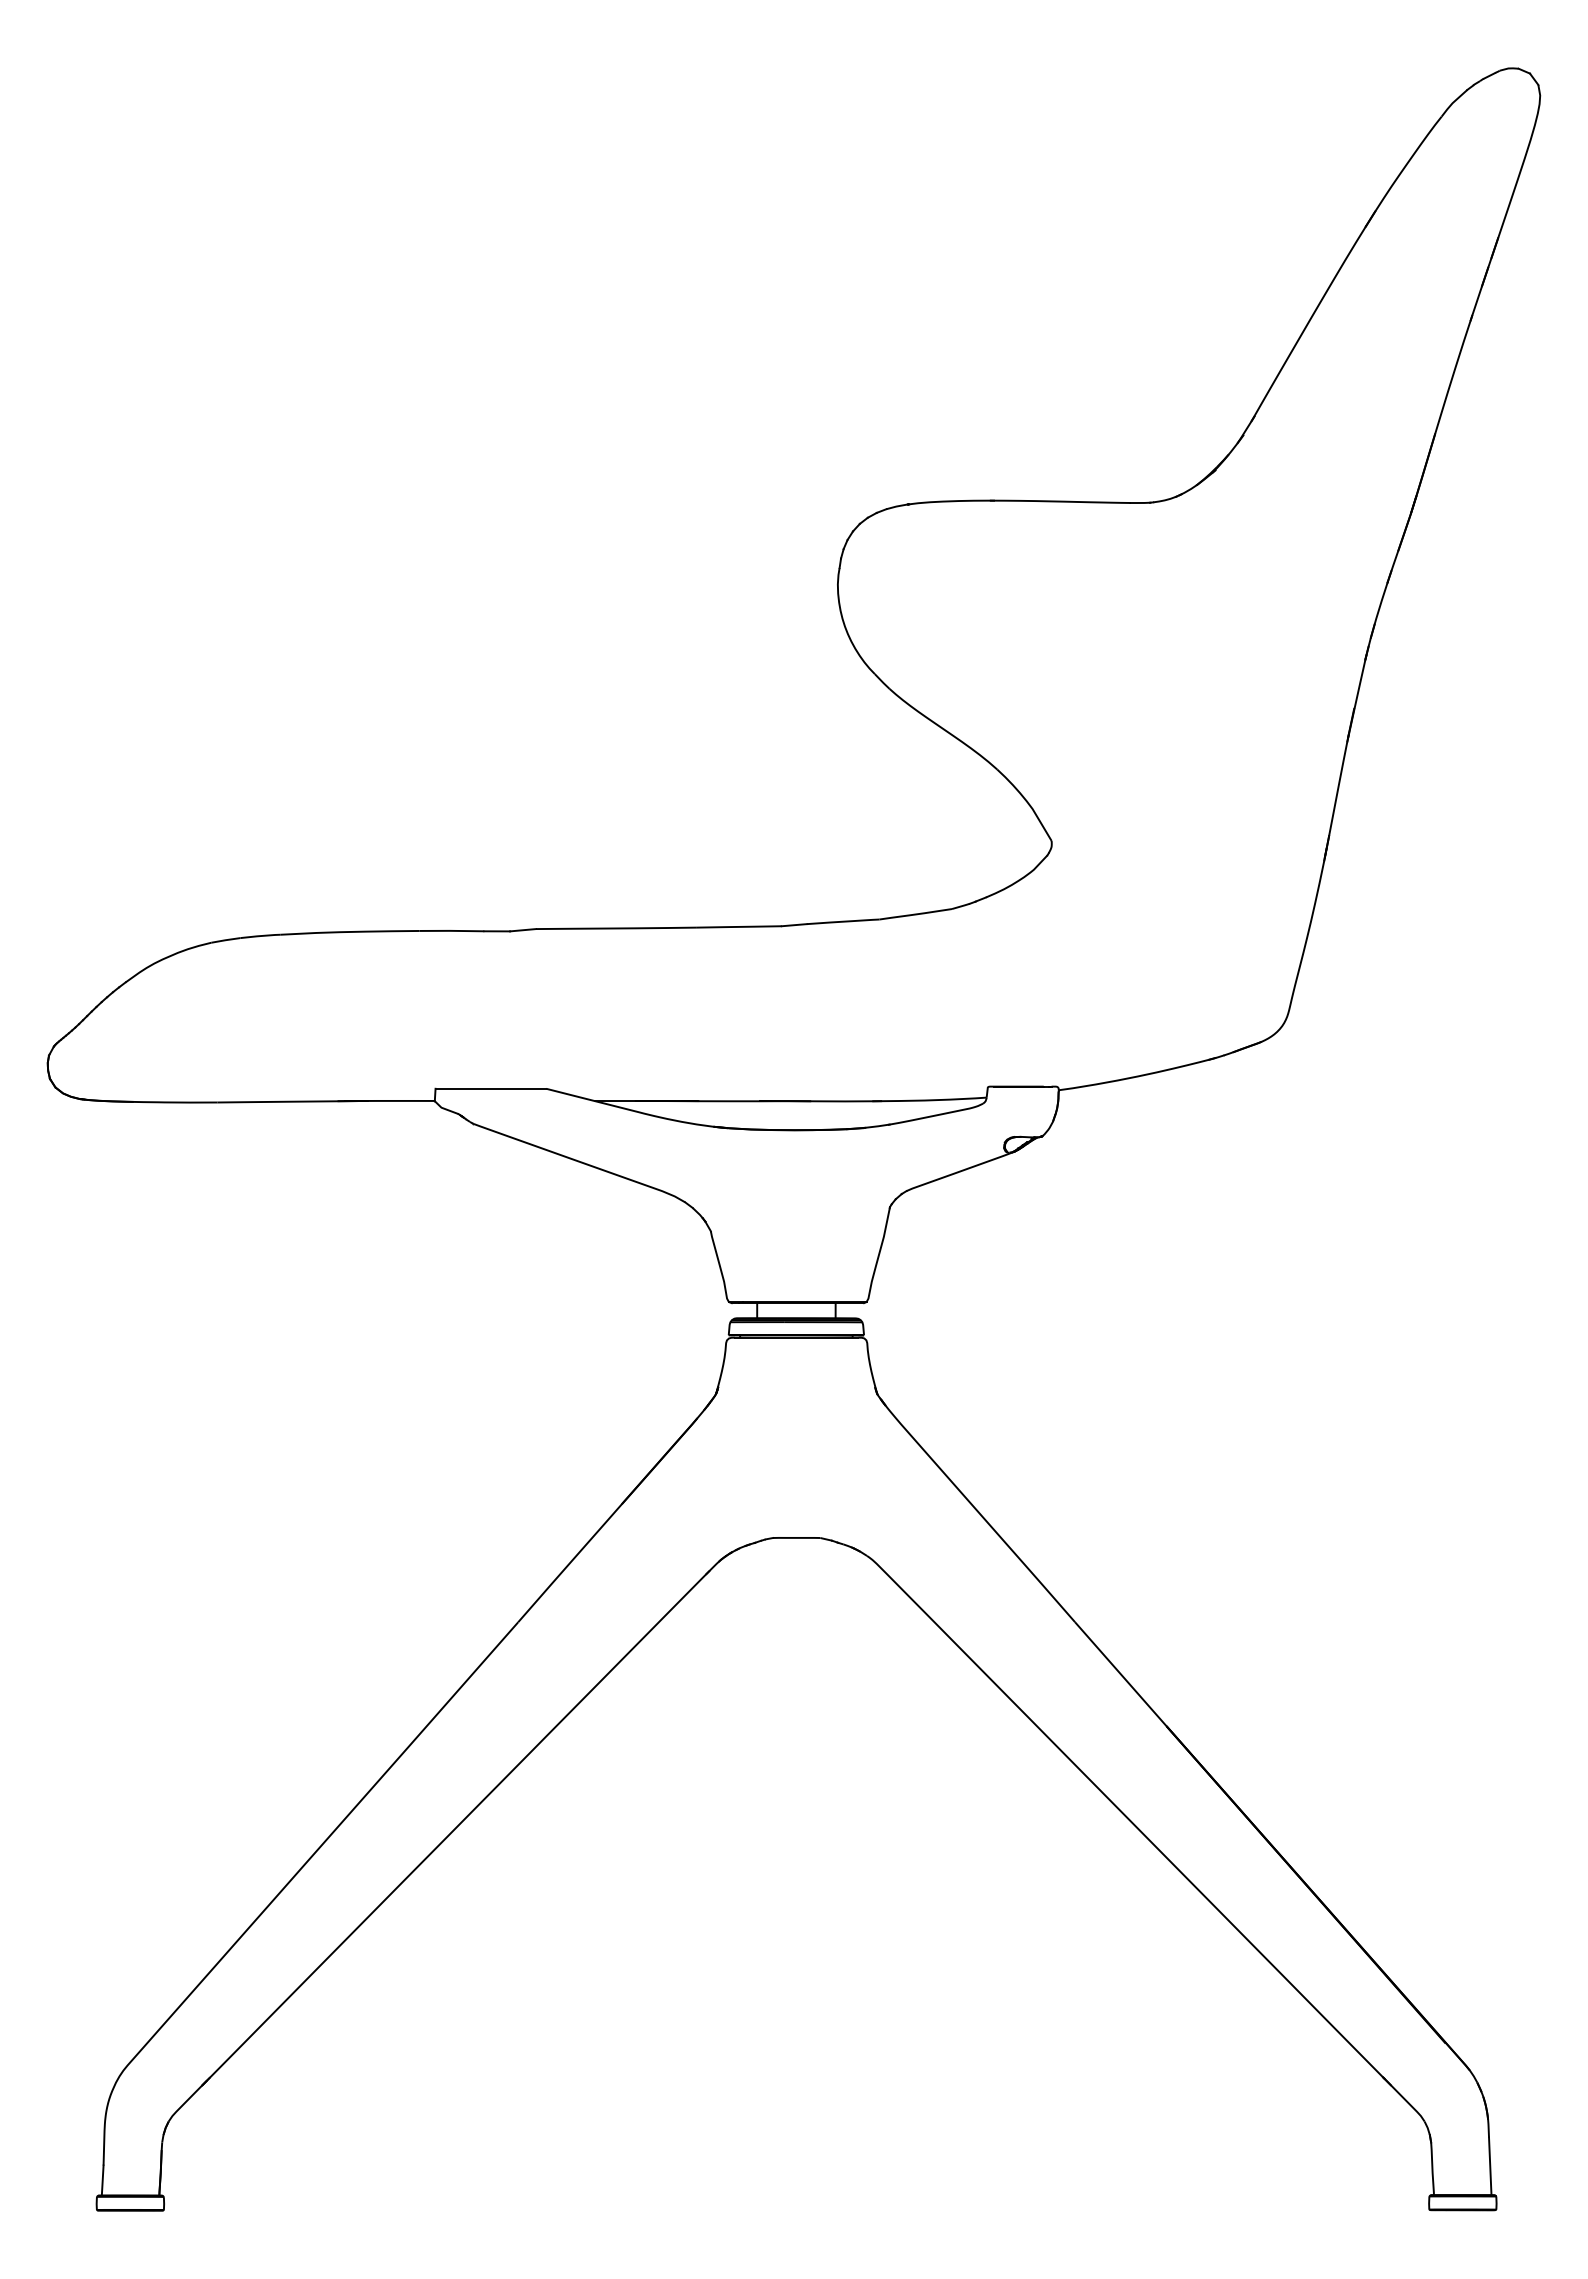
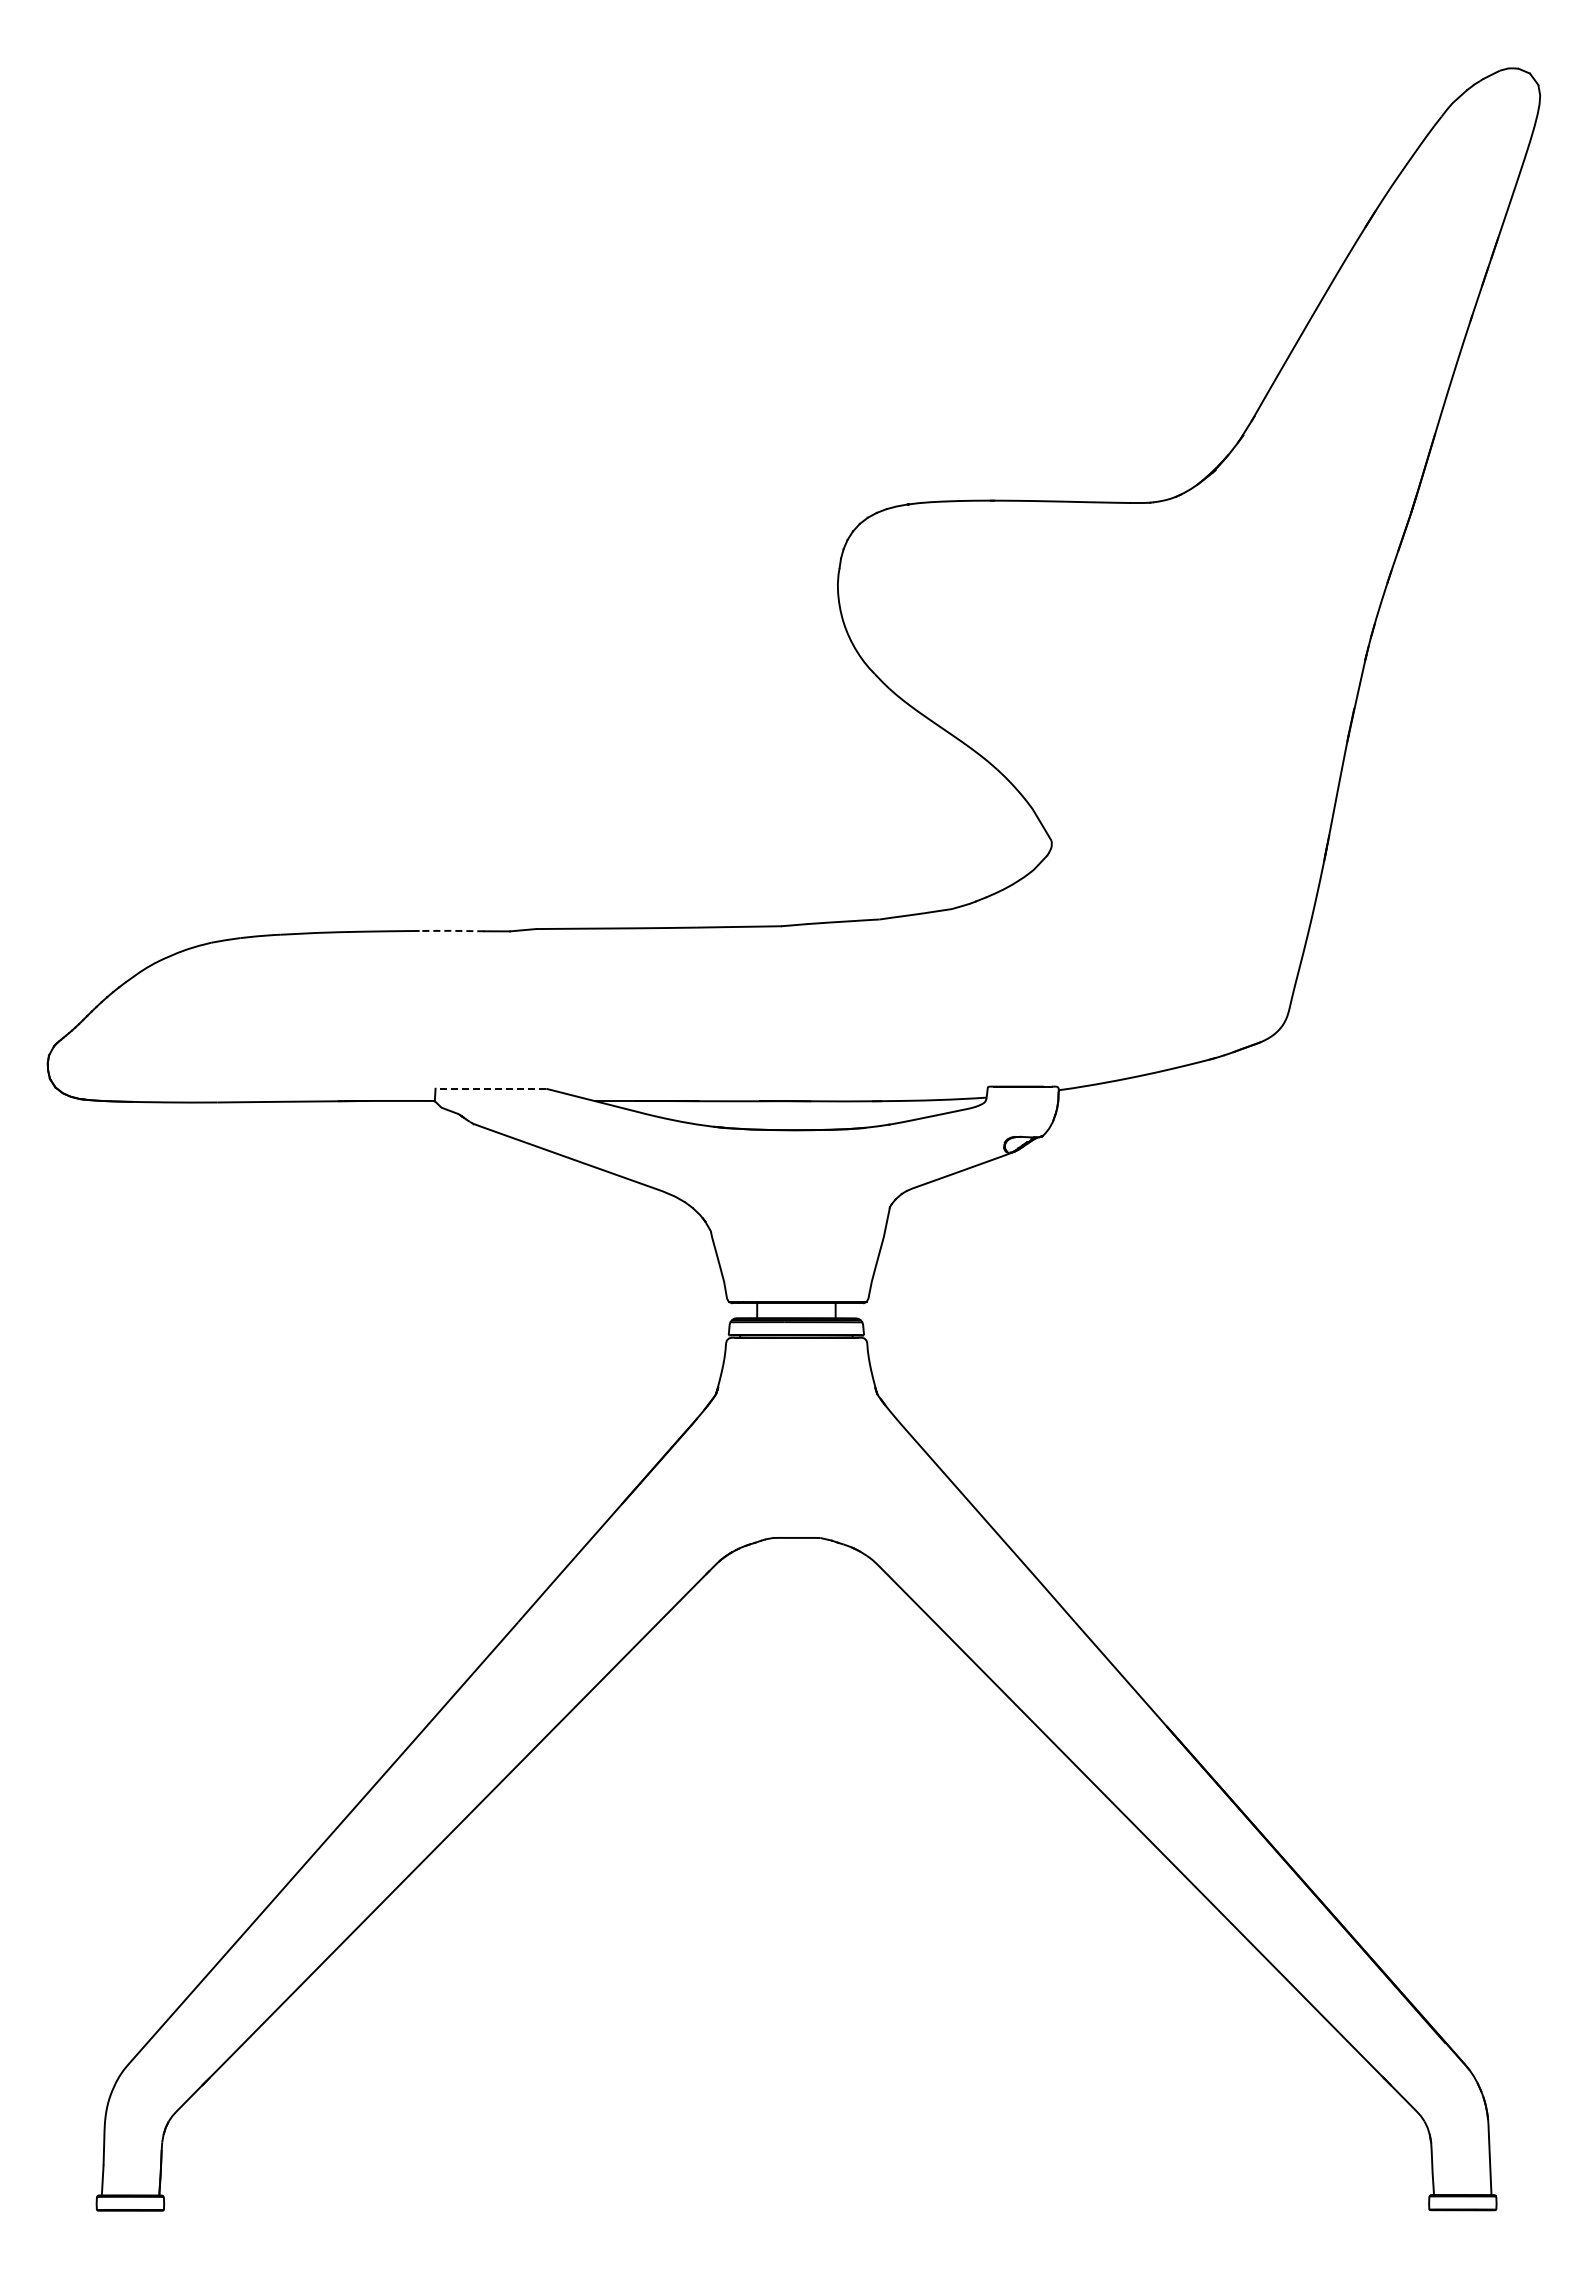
line: solid -> dashed (451, 930)
line: solid -> dashed (490, 1088)
